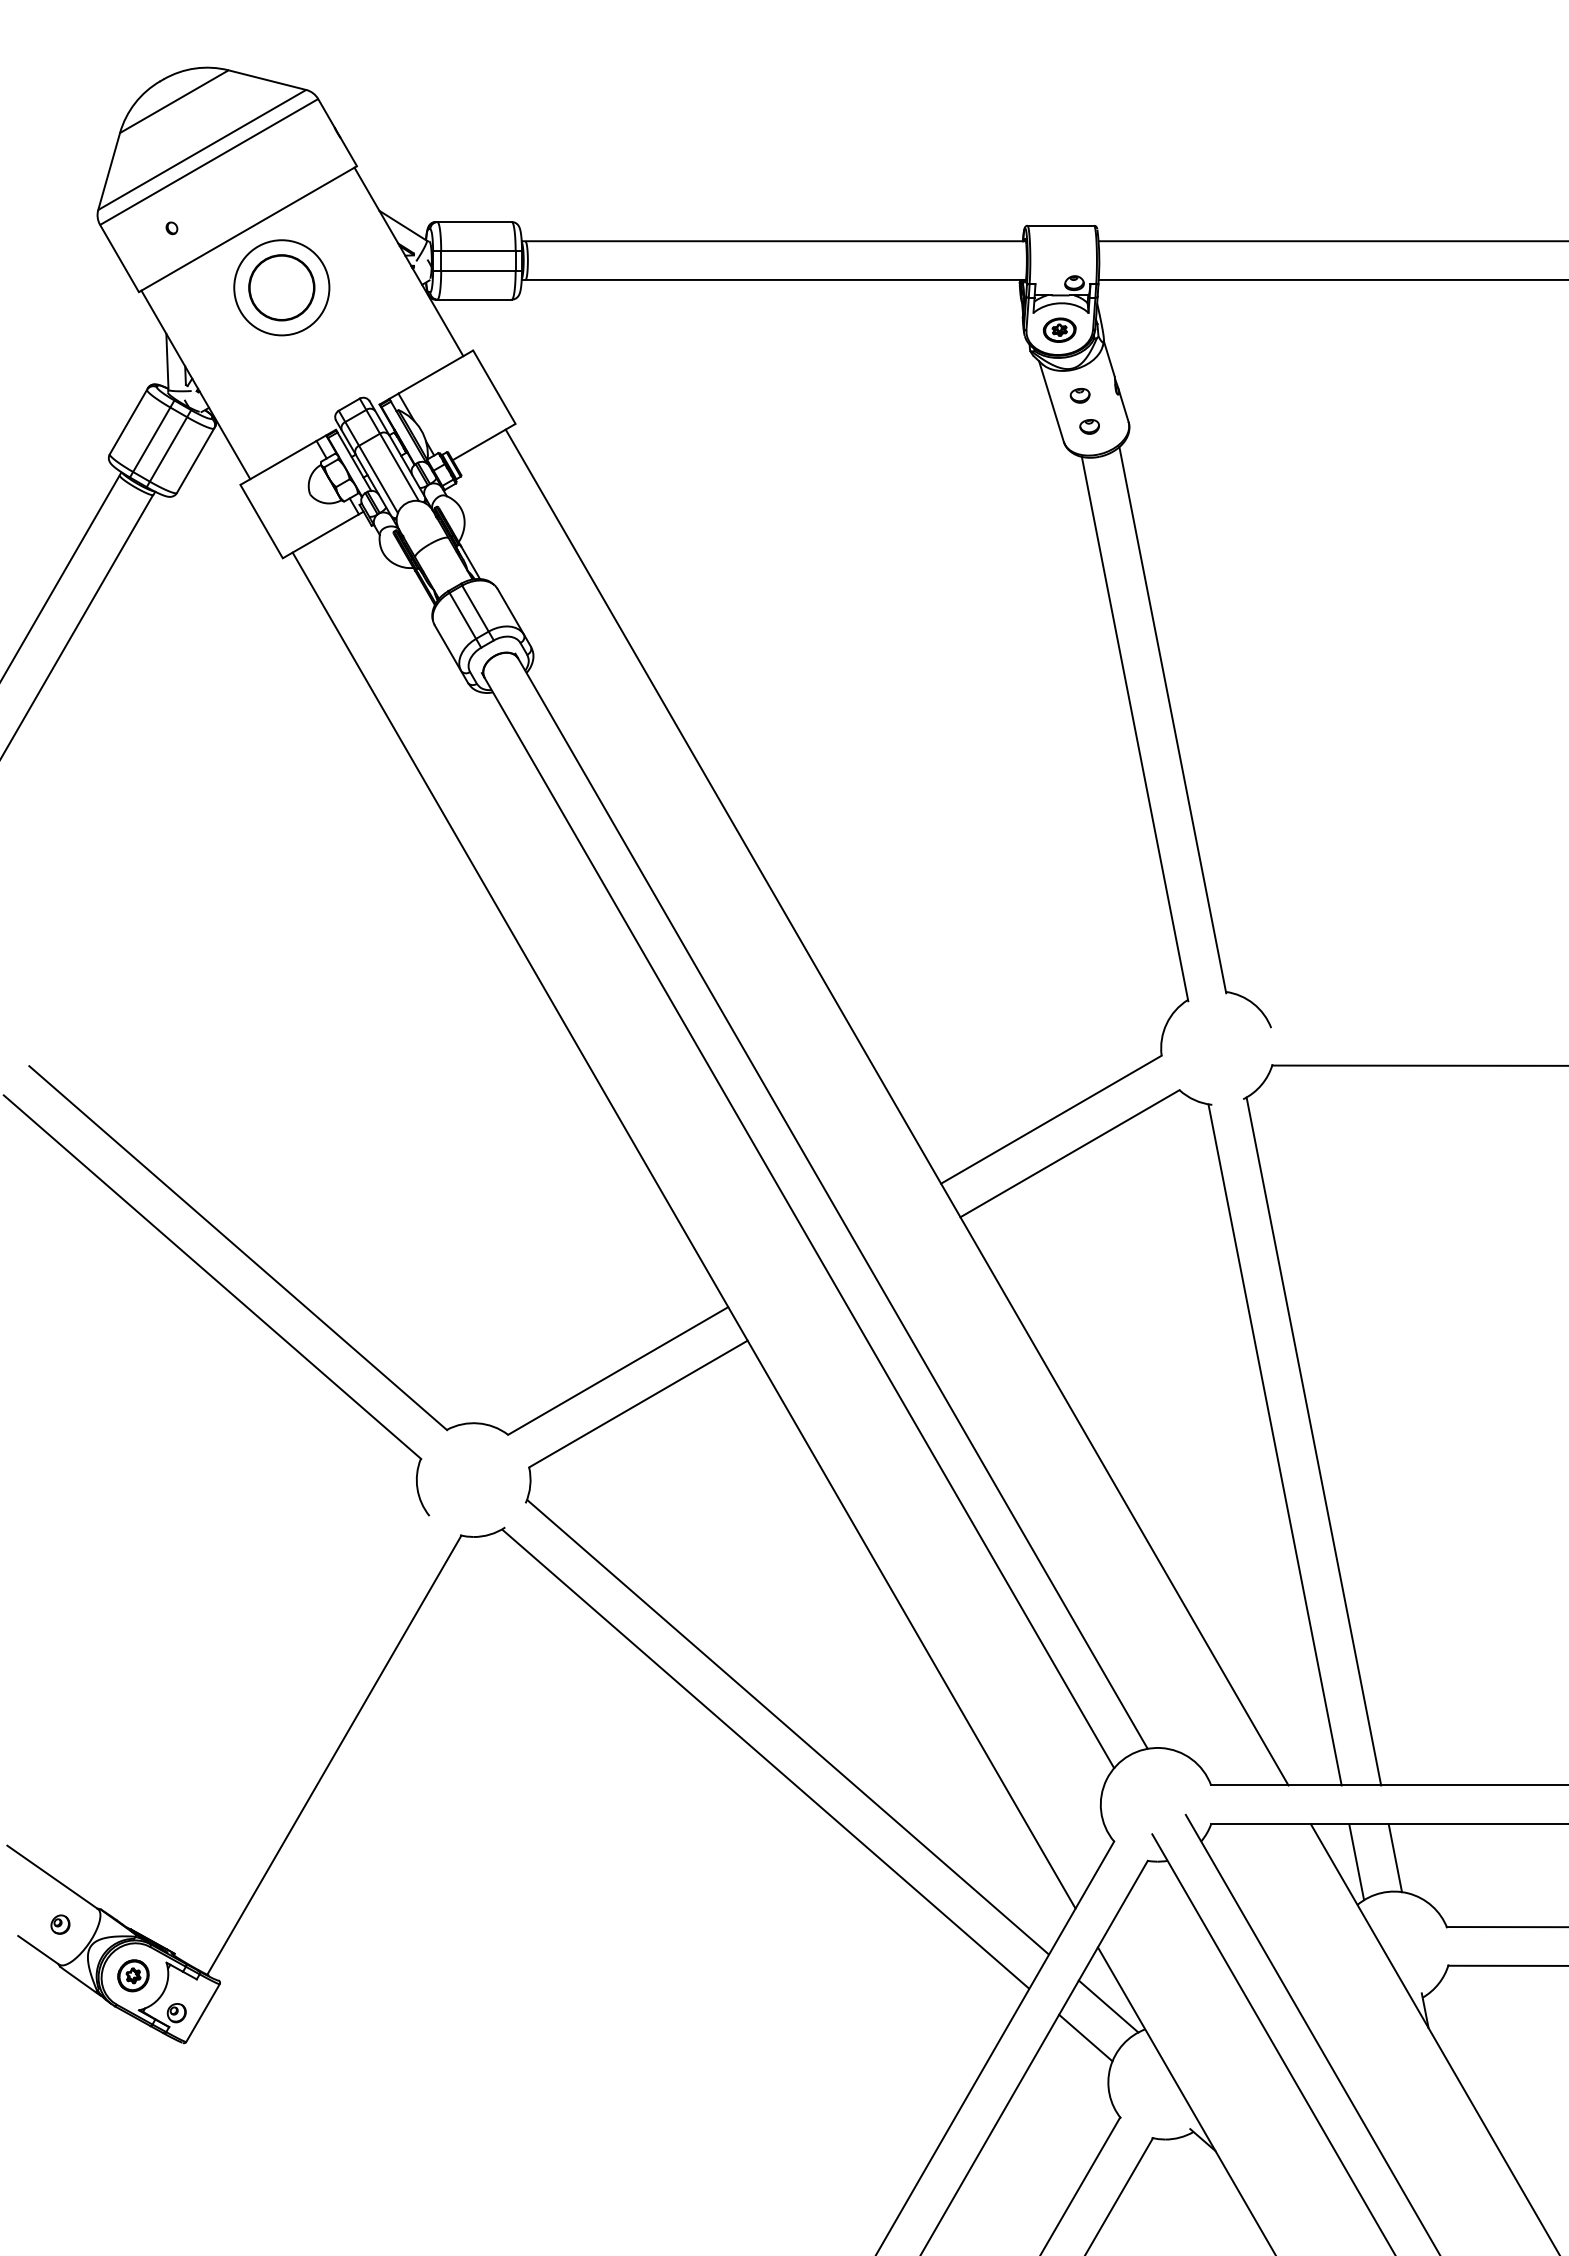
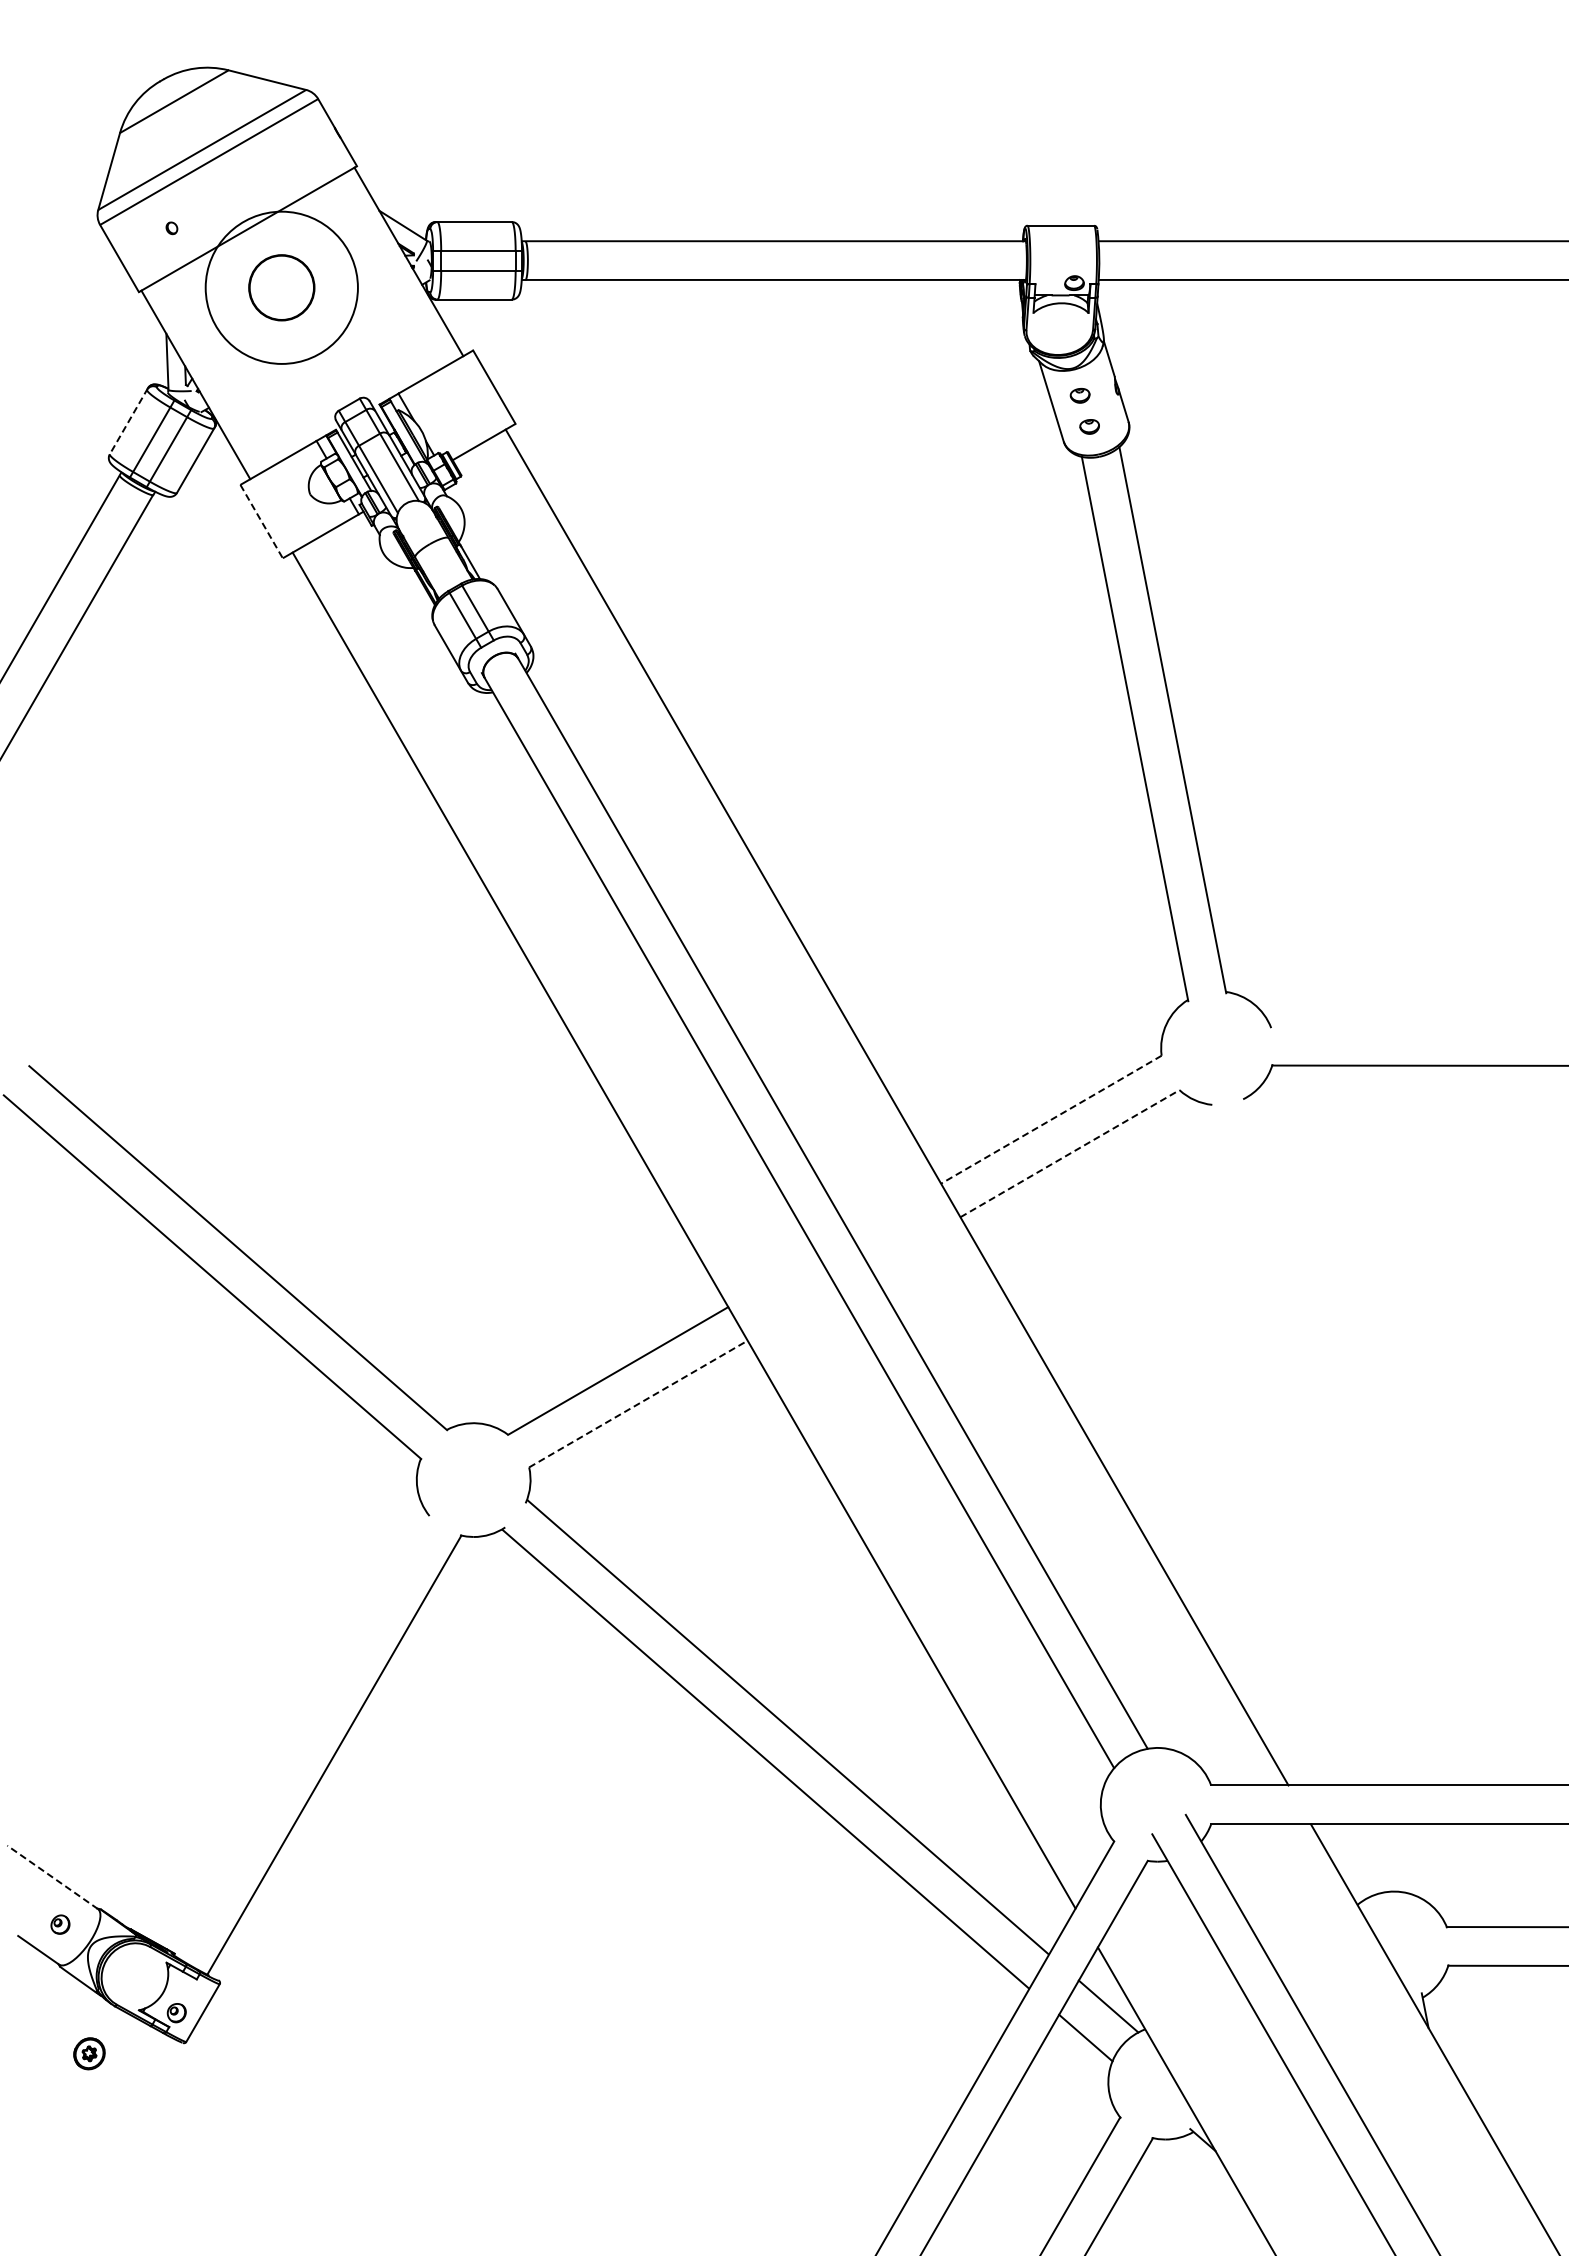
circle diameter: 95 px -> 152 px (281, 287)
part: present -> none (1059, 329)
line: solid -> dashed (128, 421)
line: solid -> dashed (261, 522)
line: solid -> dashed (1050, 1119)
line: solid -> dashed (1070, 1153)
line: solid -> dashed (638, 1403)
line: present -> none (1313, 1441)
line: present -> none (1274, 1444)
line: present -> none (1395, 1858)
line: present -> none (1356, 1862)
line: solid -> dashed (52, 1877)
part position: (133, 1975) -> (89, 2053) (89, 2053)
